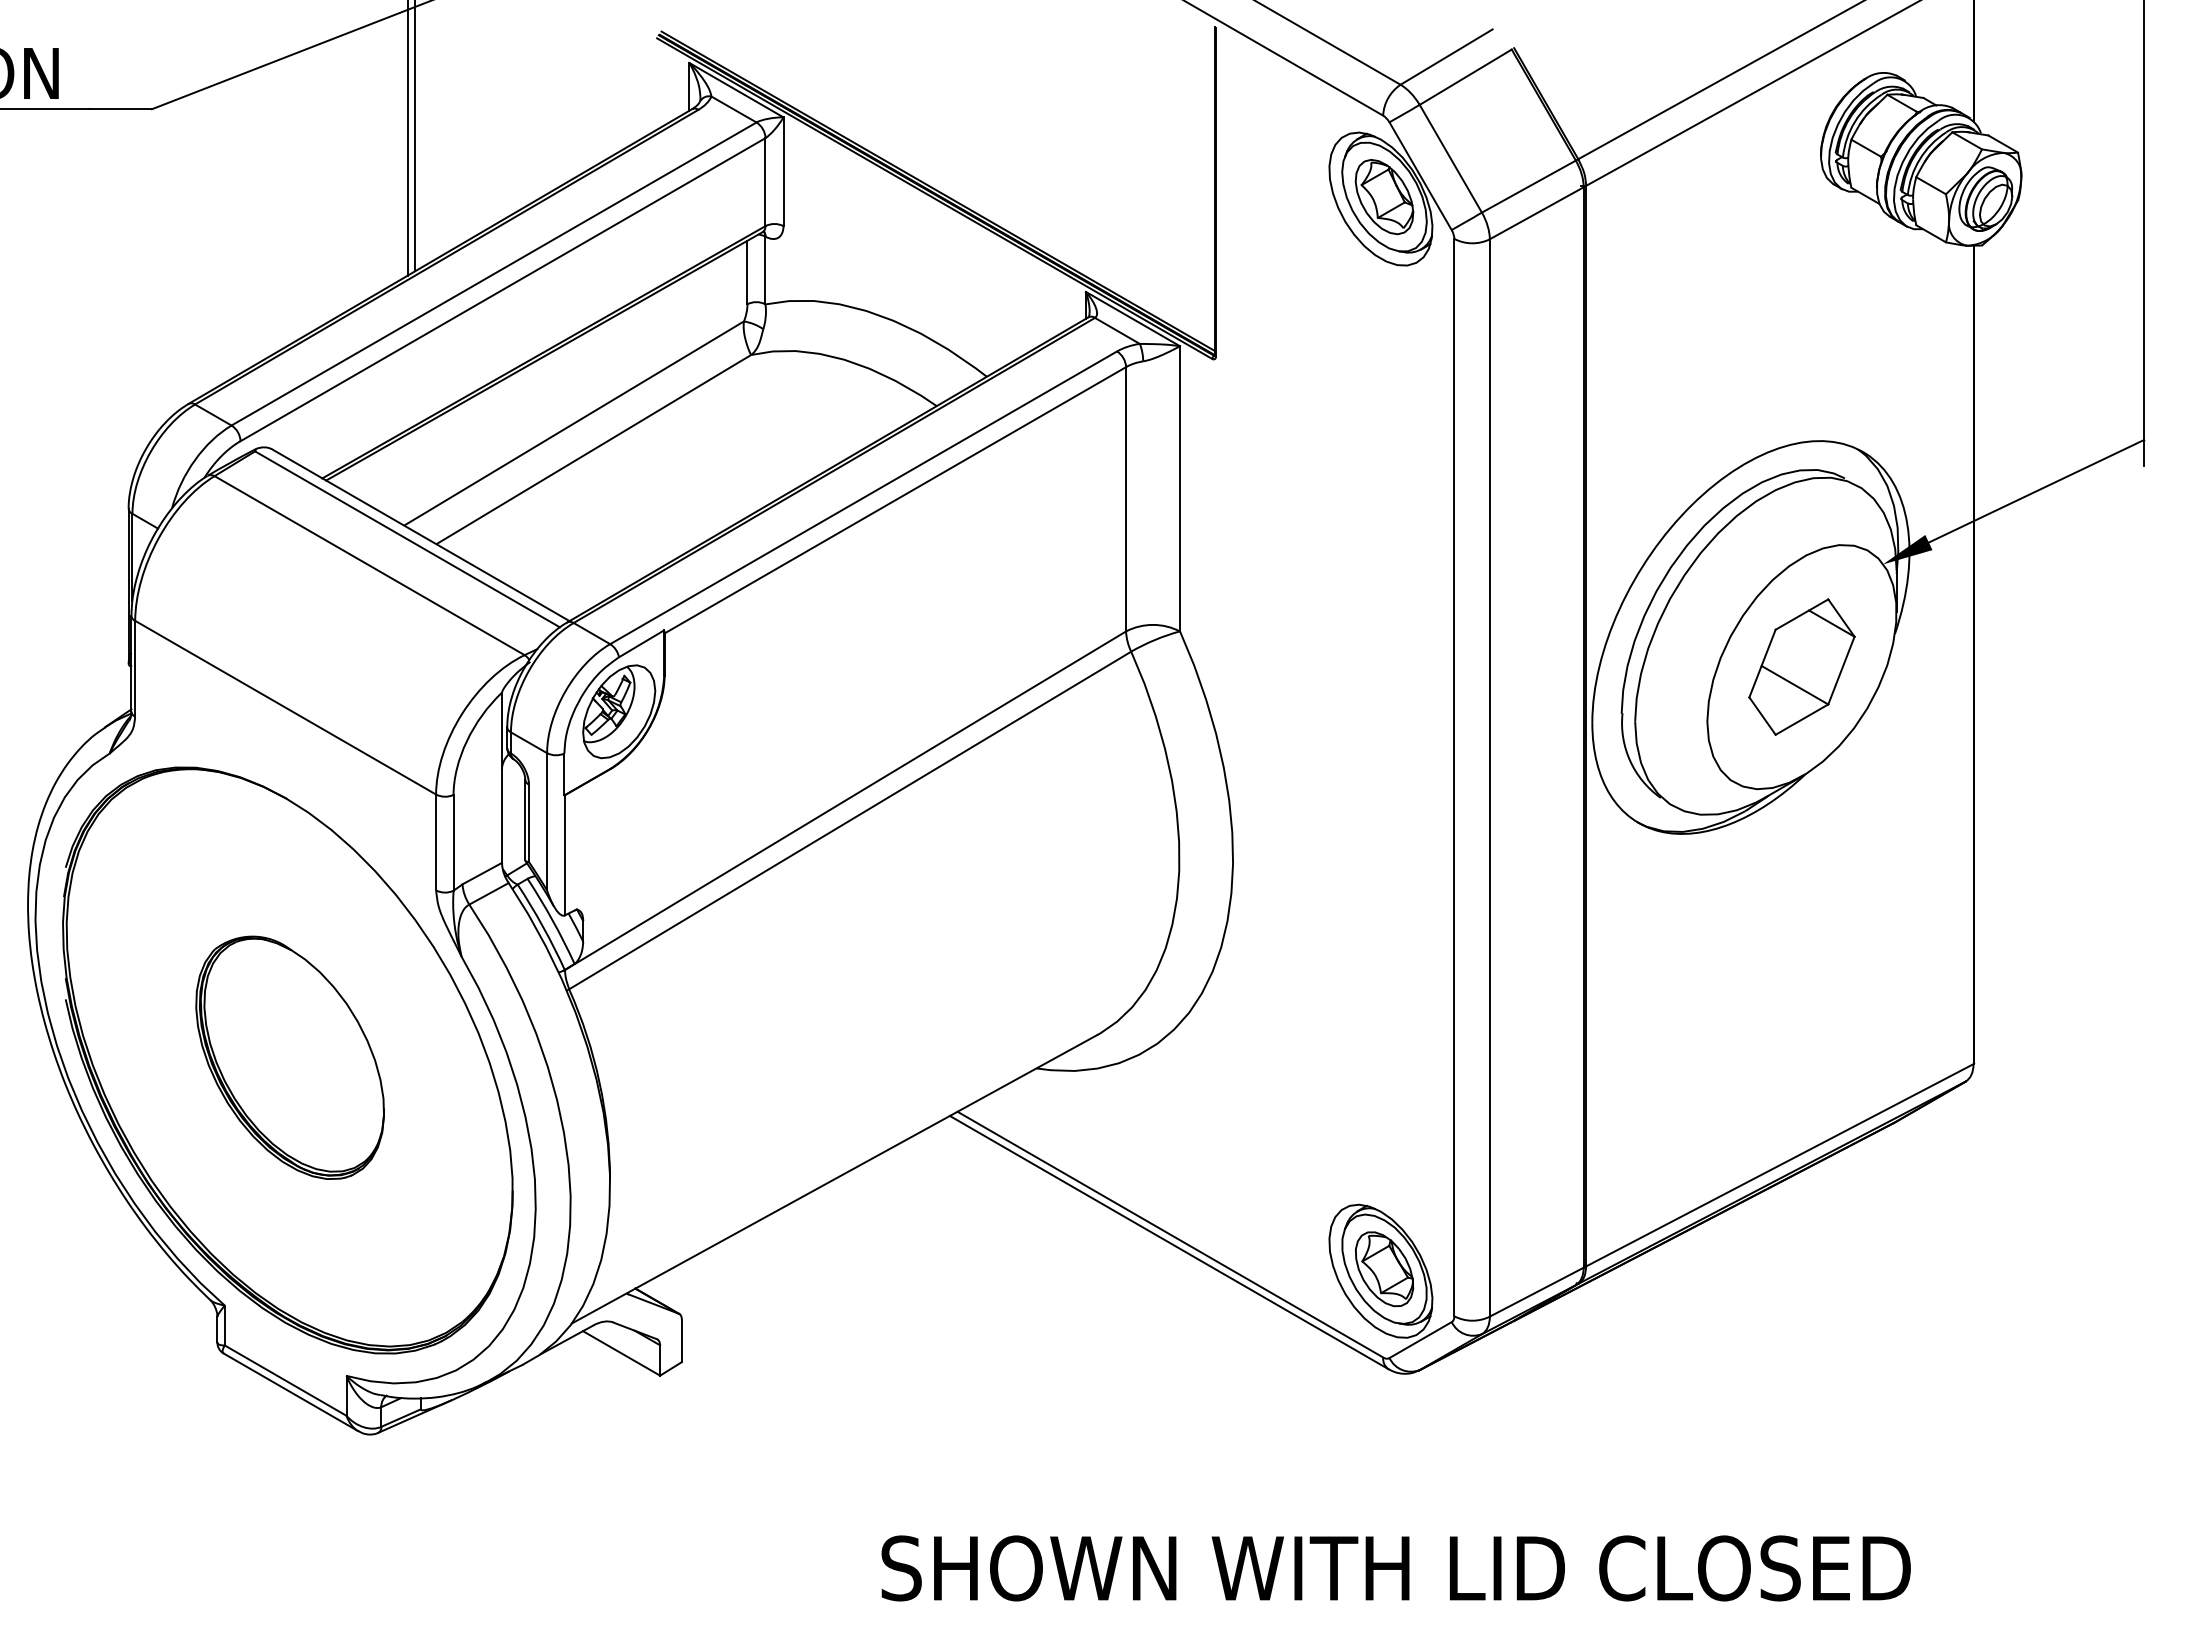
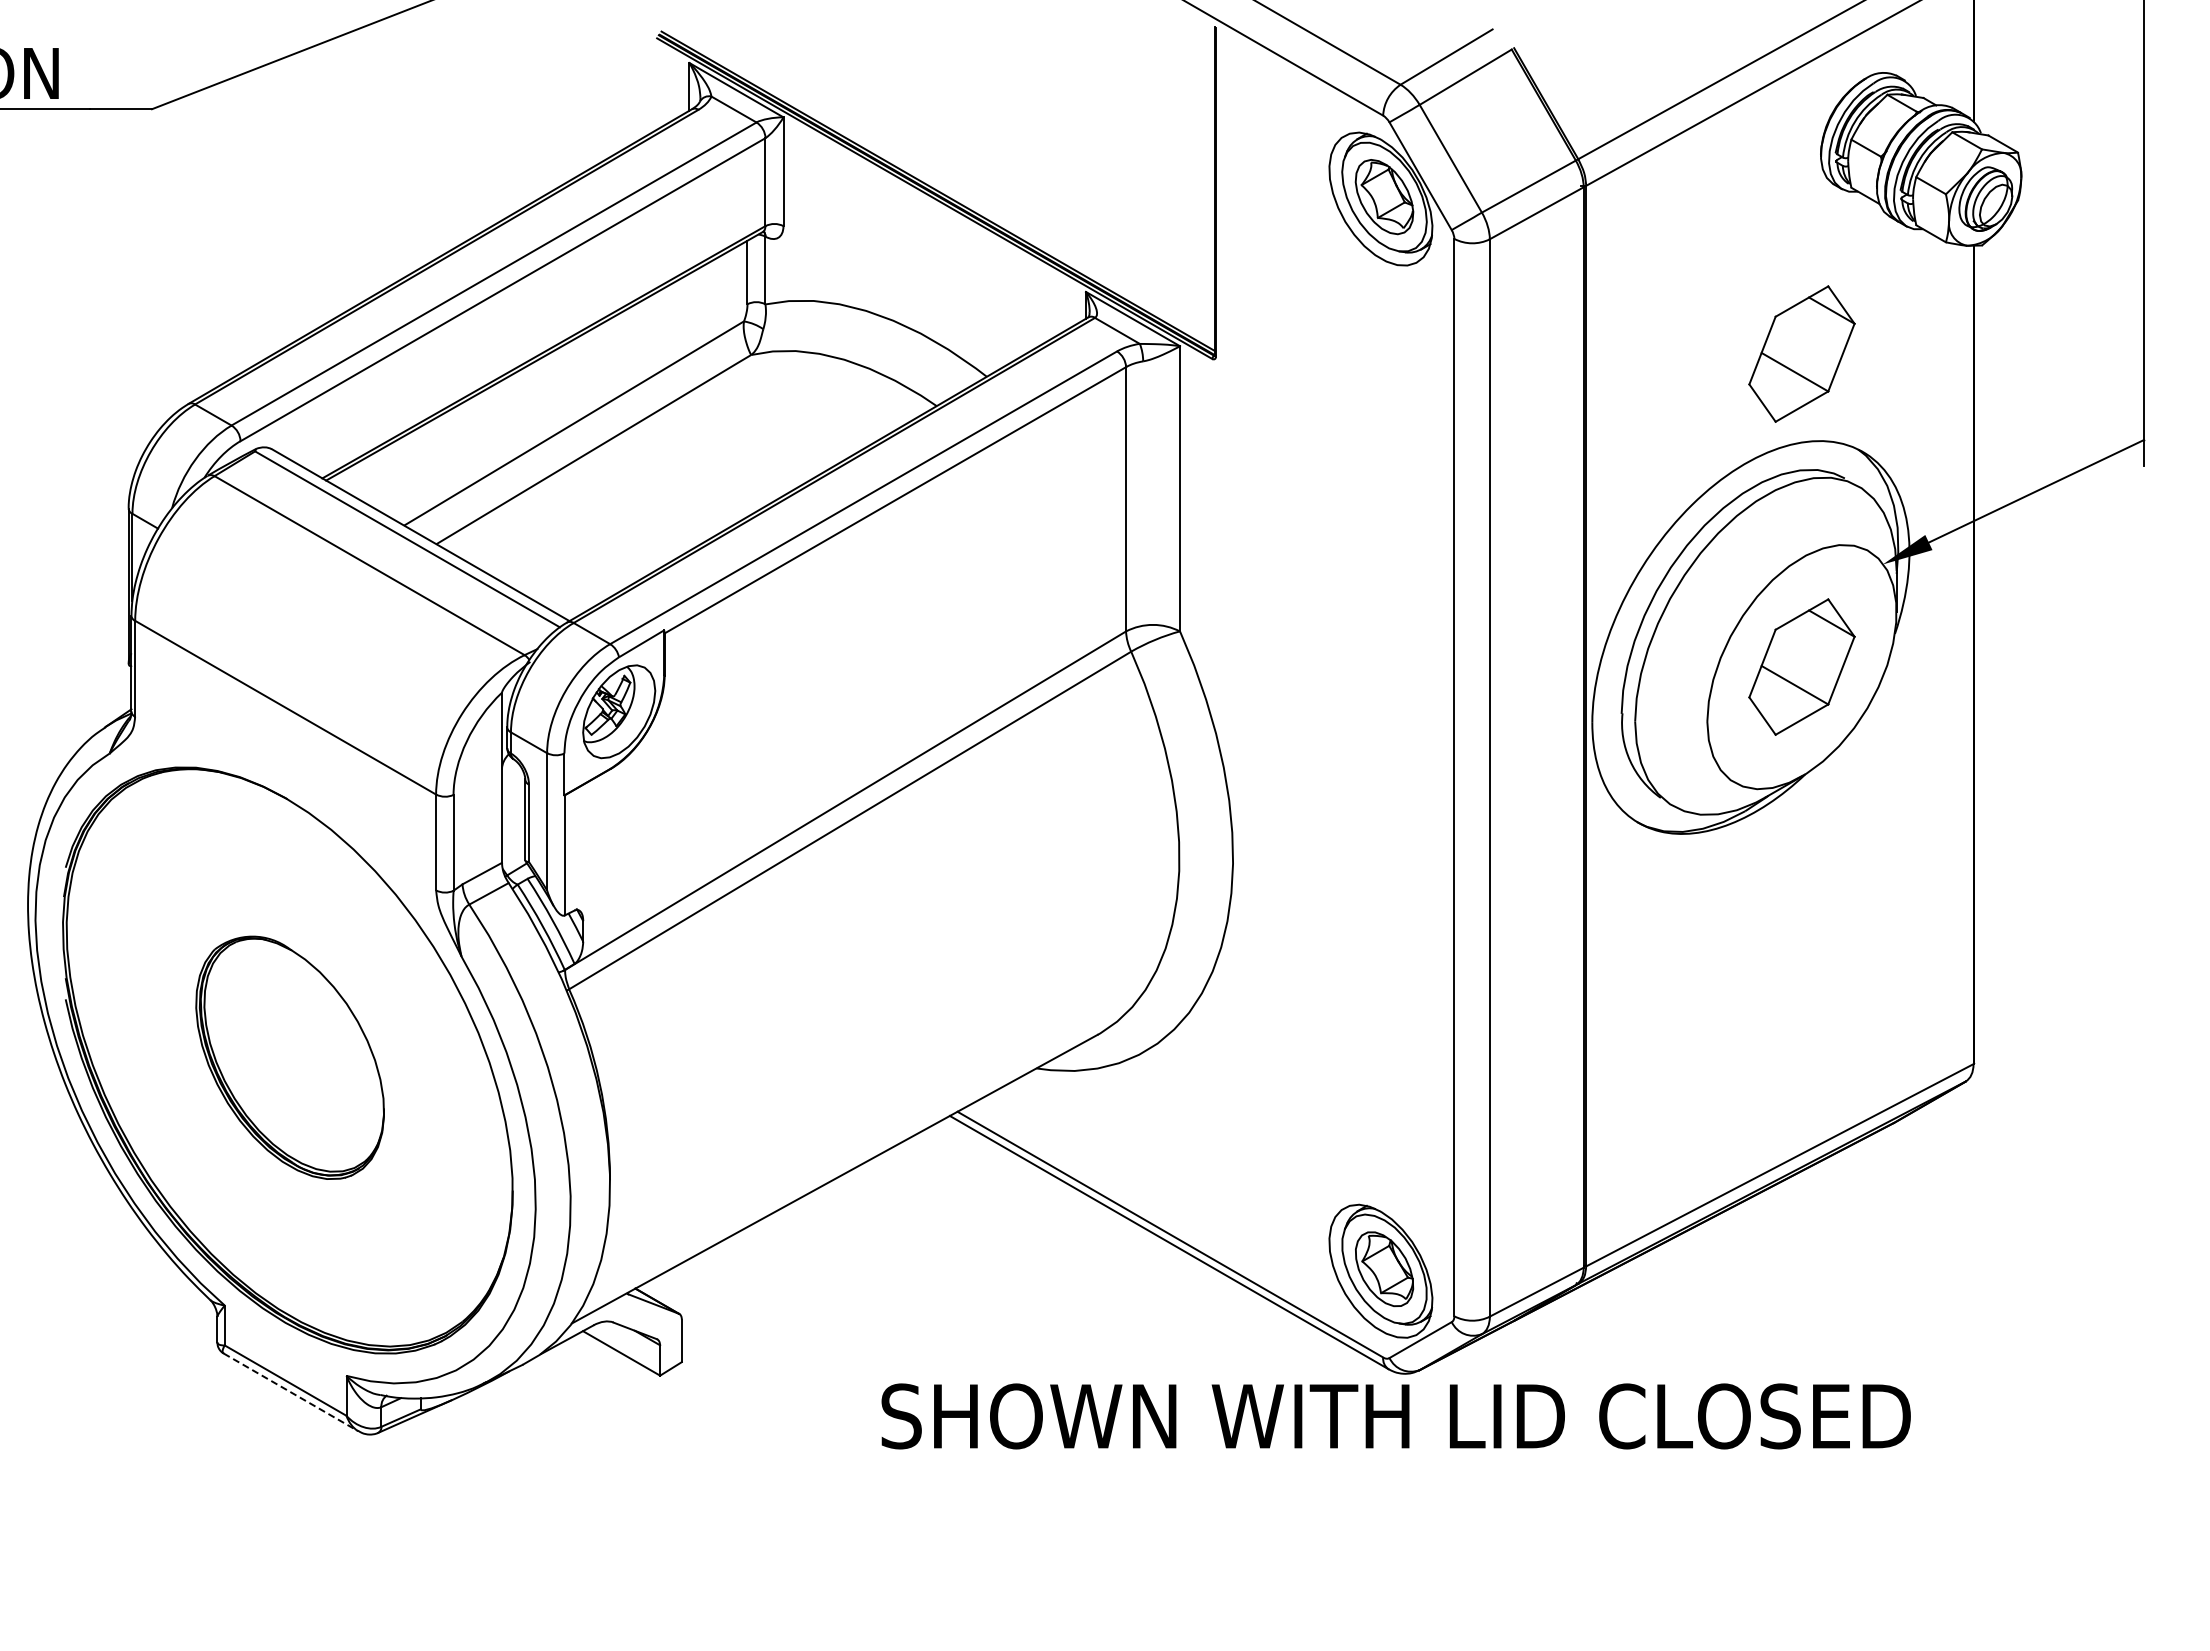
line: present -> none (415, 136)
line: present -> none (407, 138)
part: none -> present (1801, 353)
line: solid -> dashed (290, 1392)
text position: (1395, 1568) -> (1395, 1416) (1395, 1416)
